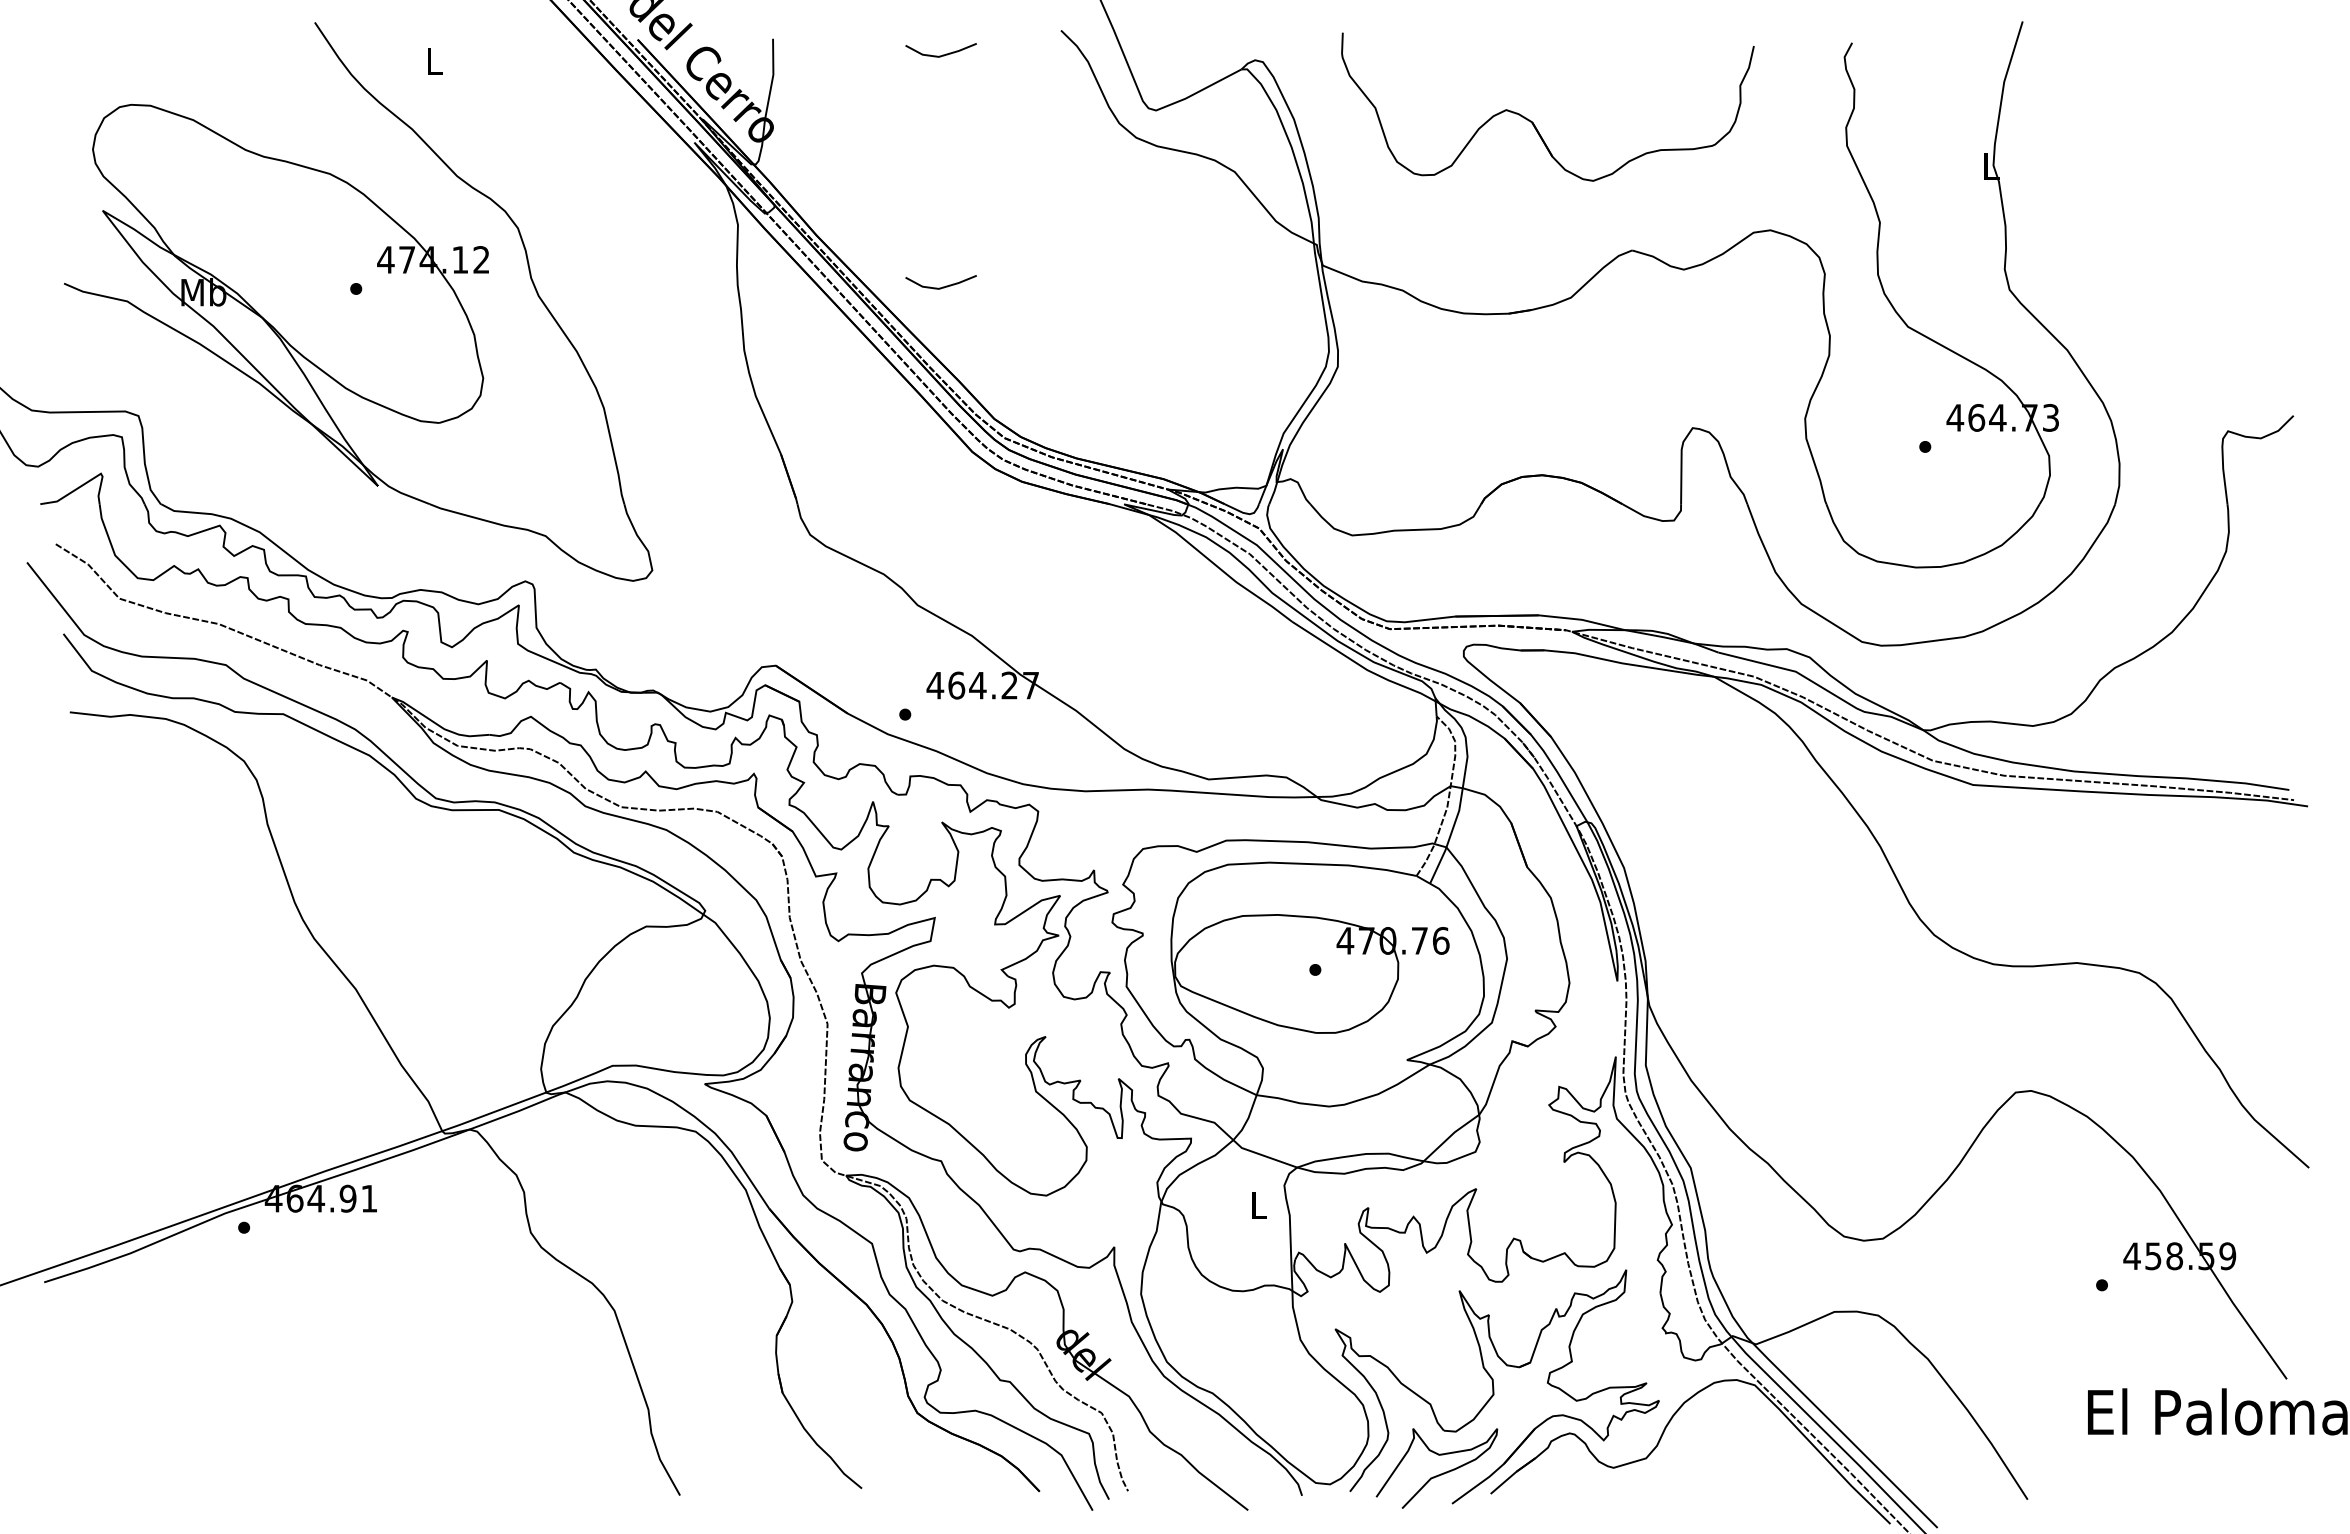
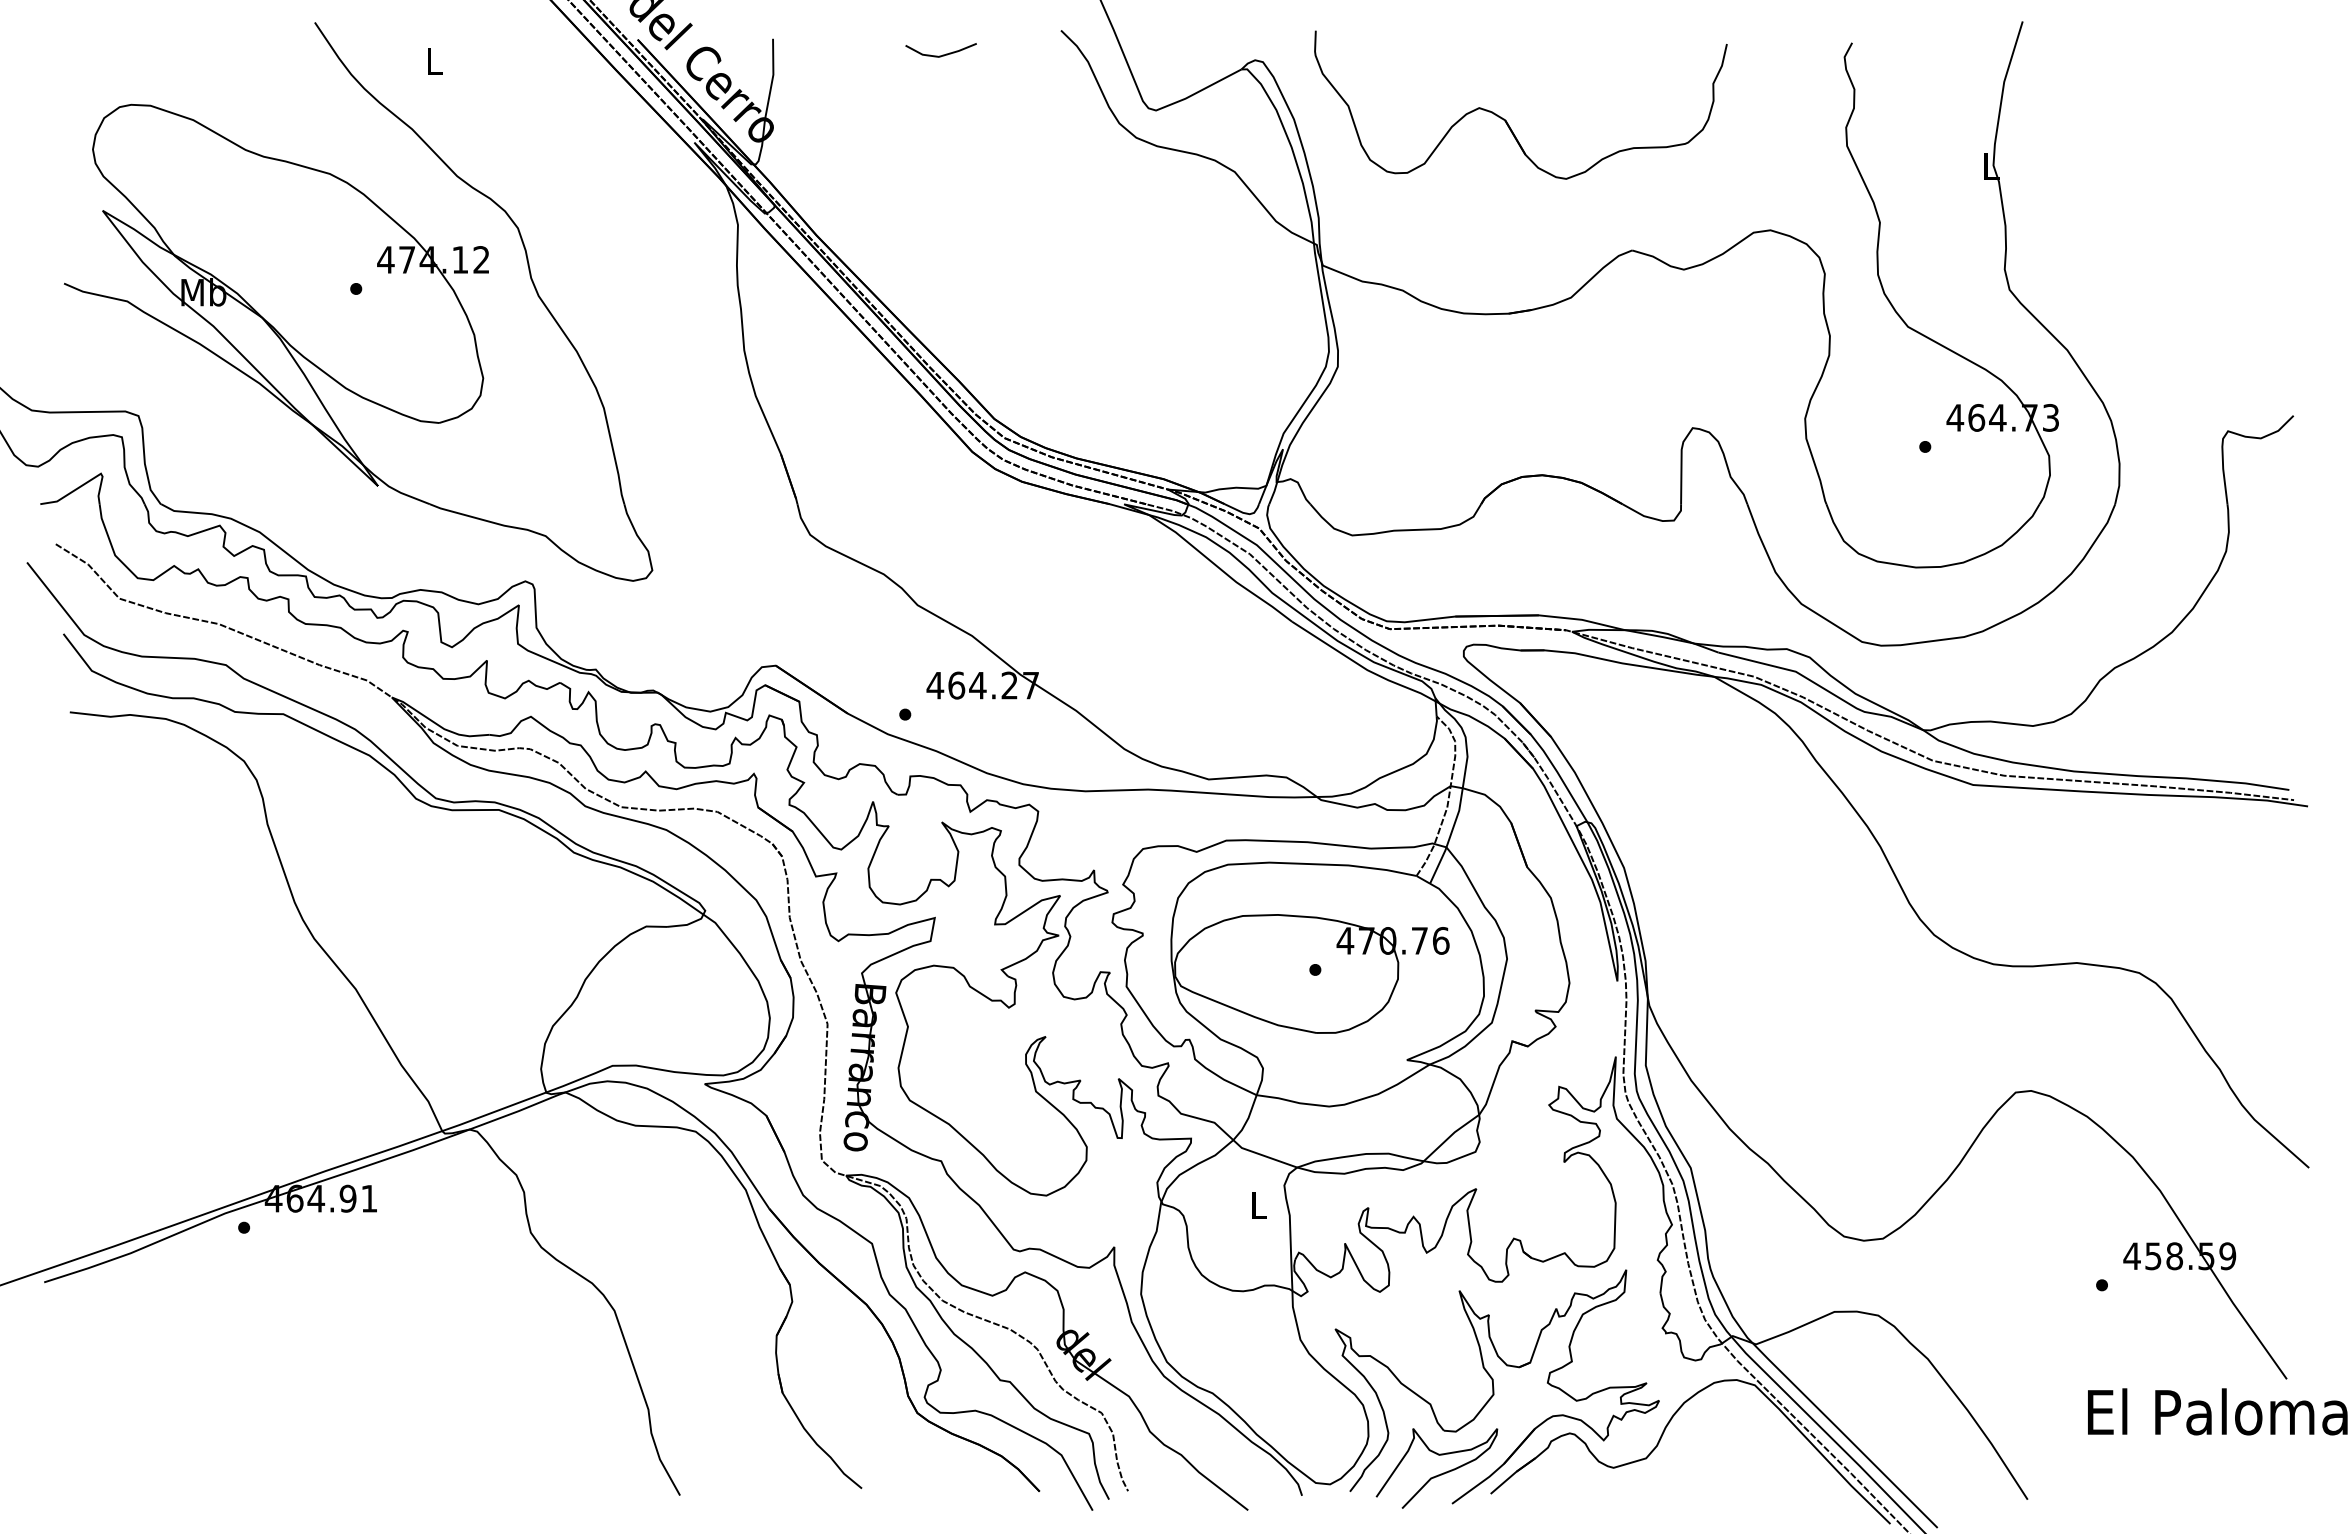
part position: (1532, 121) -> (1505, 119) (1505, 119)
line: present -> none (942, 286)
